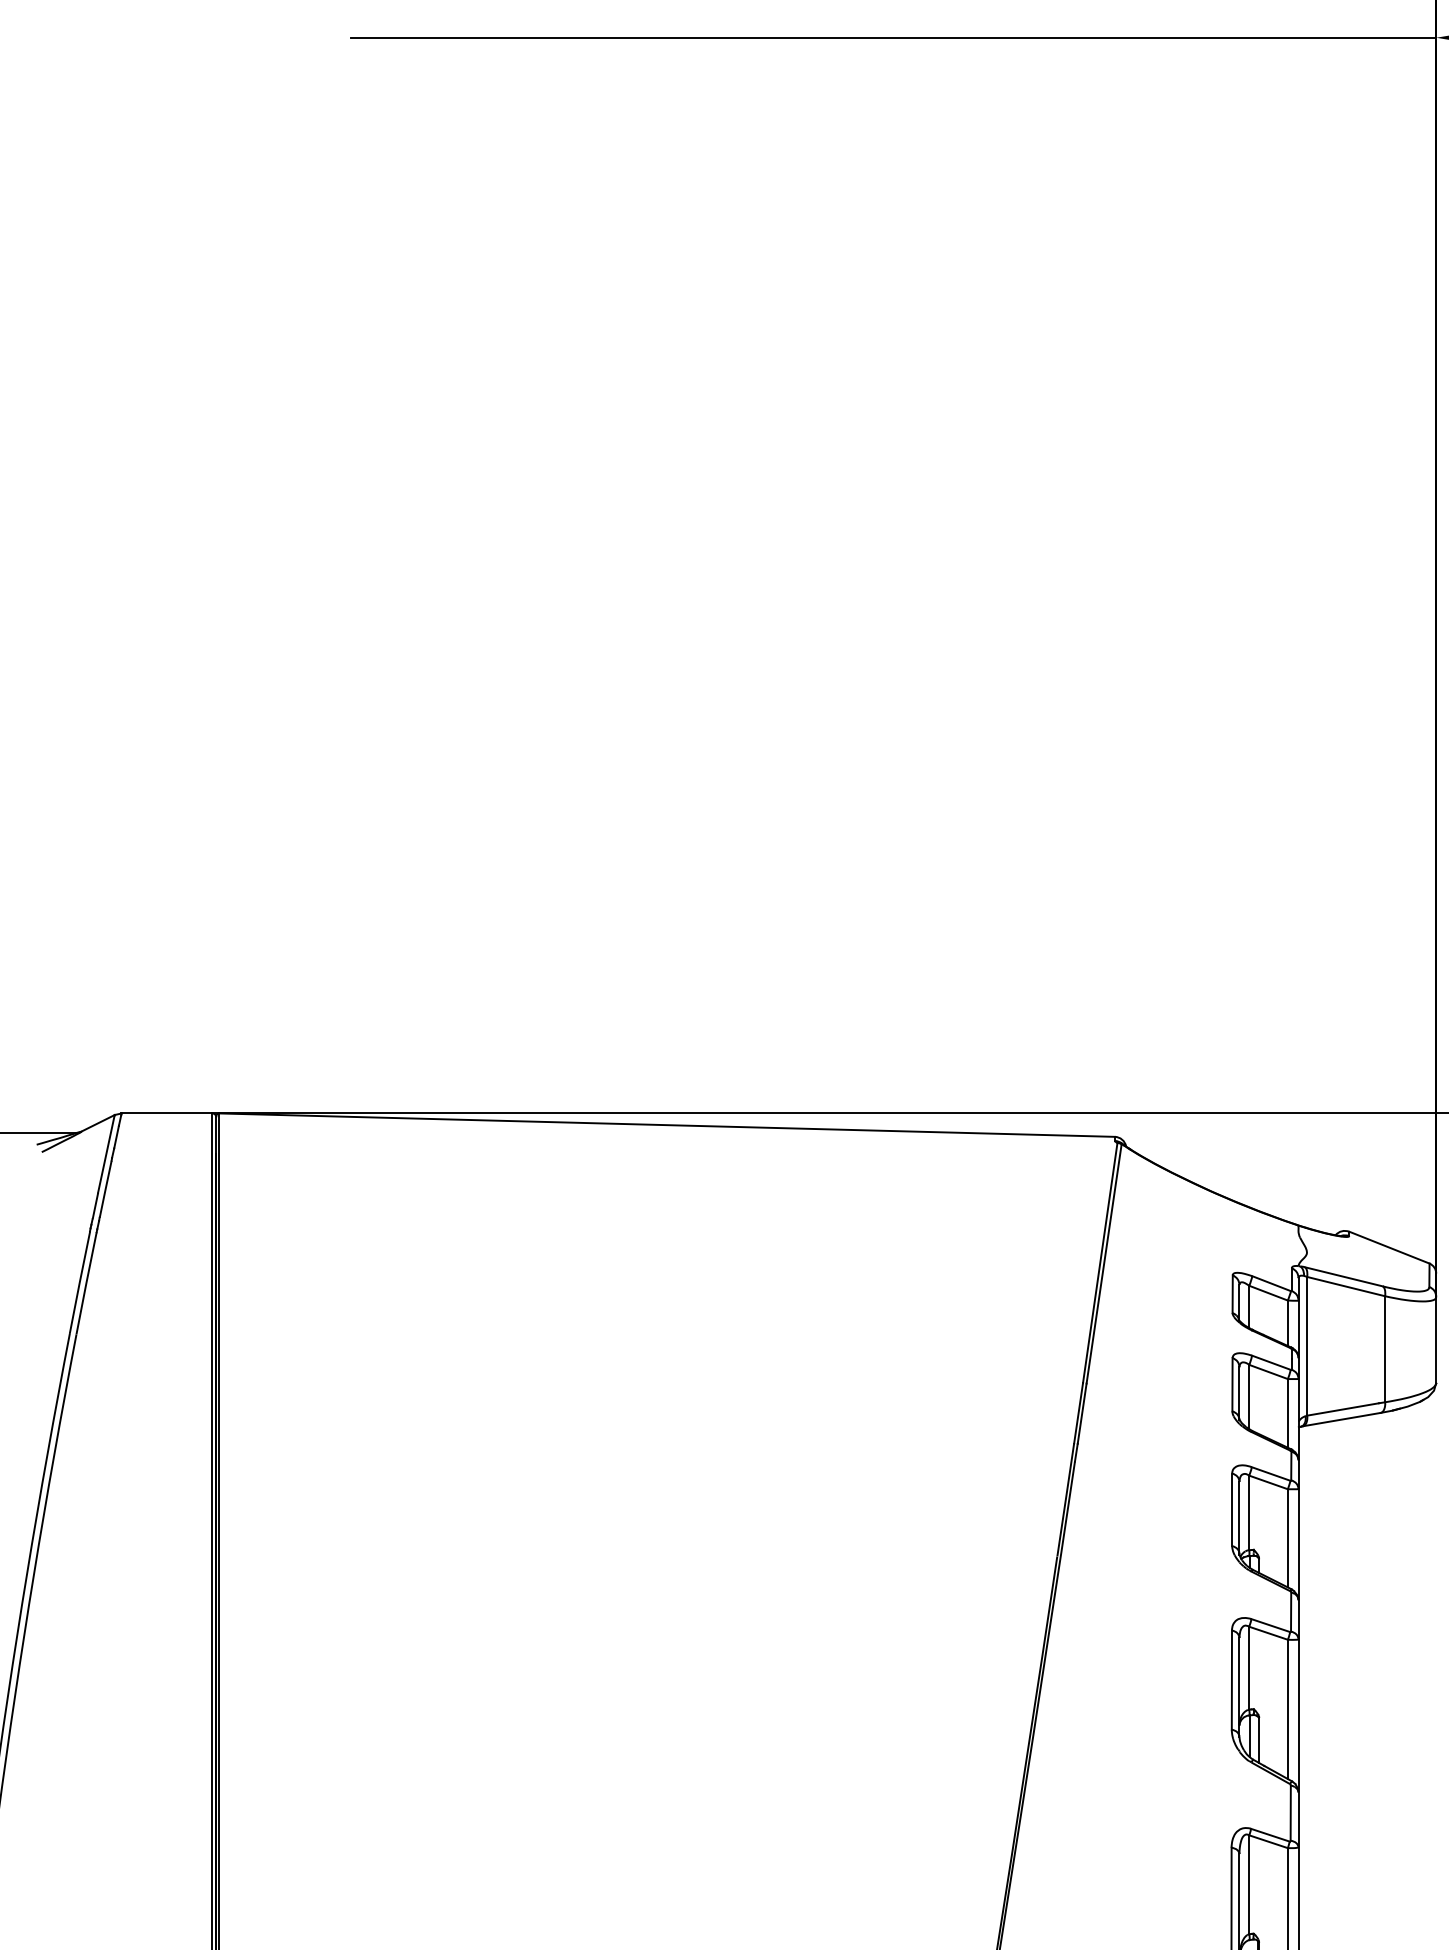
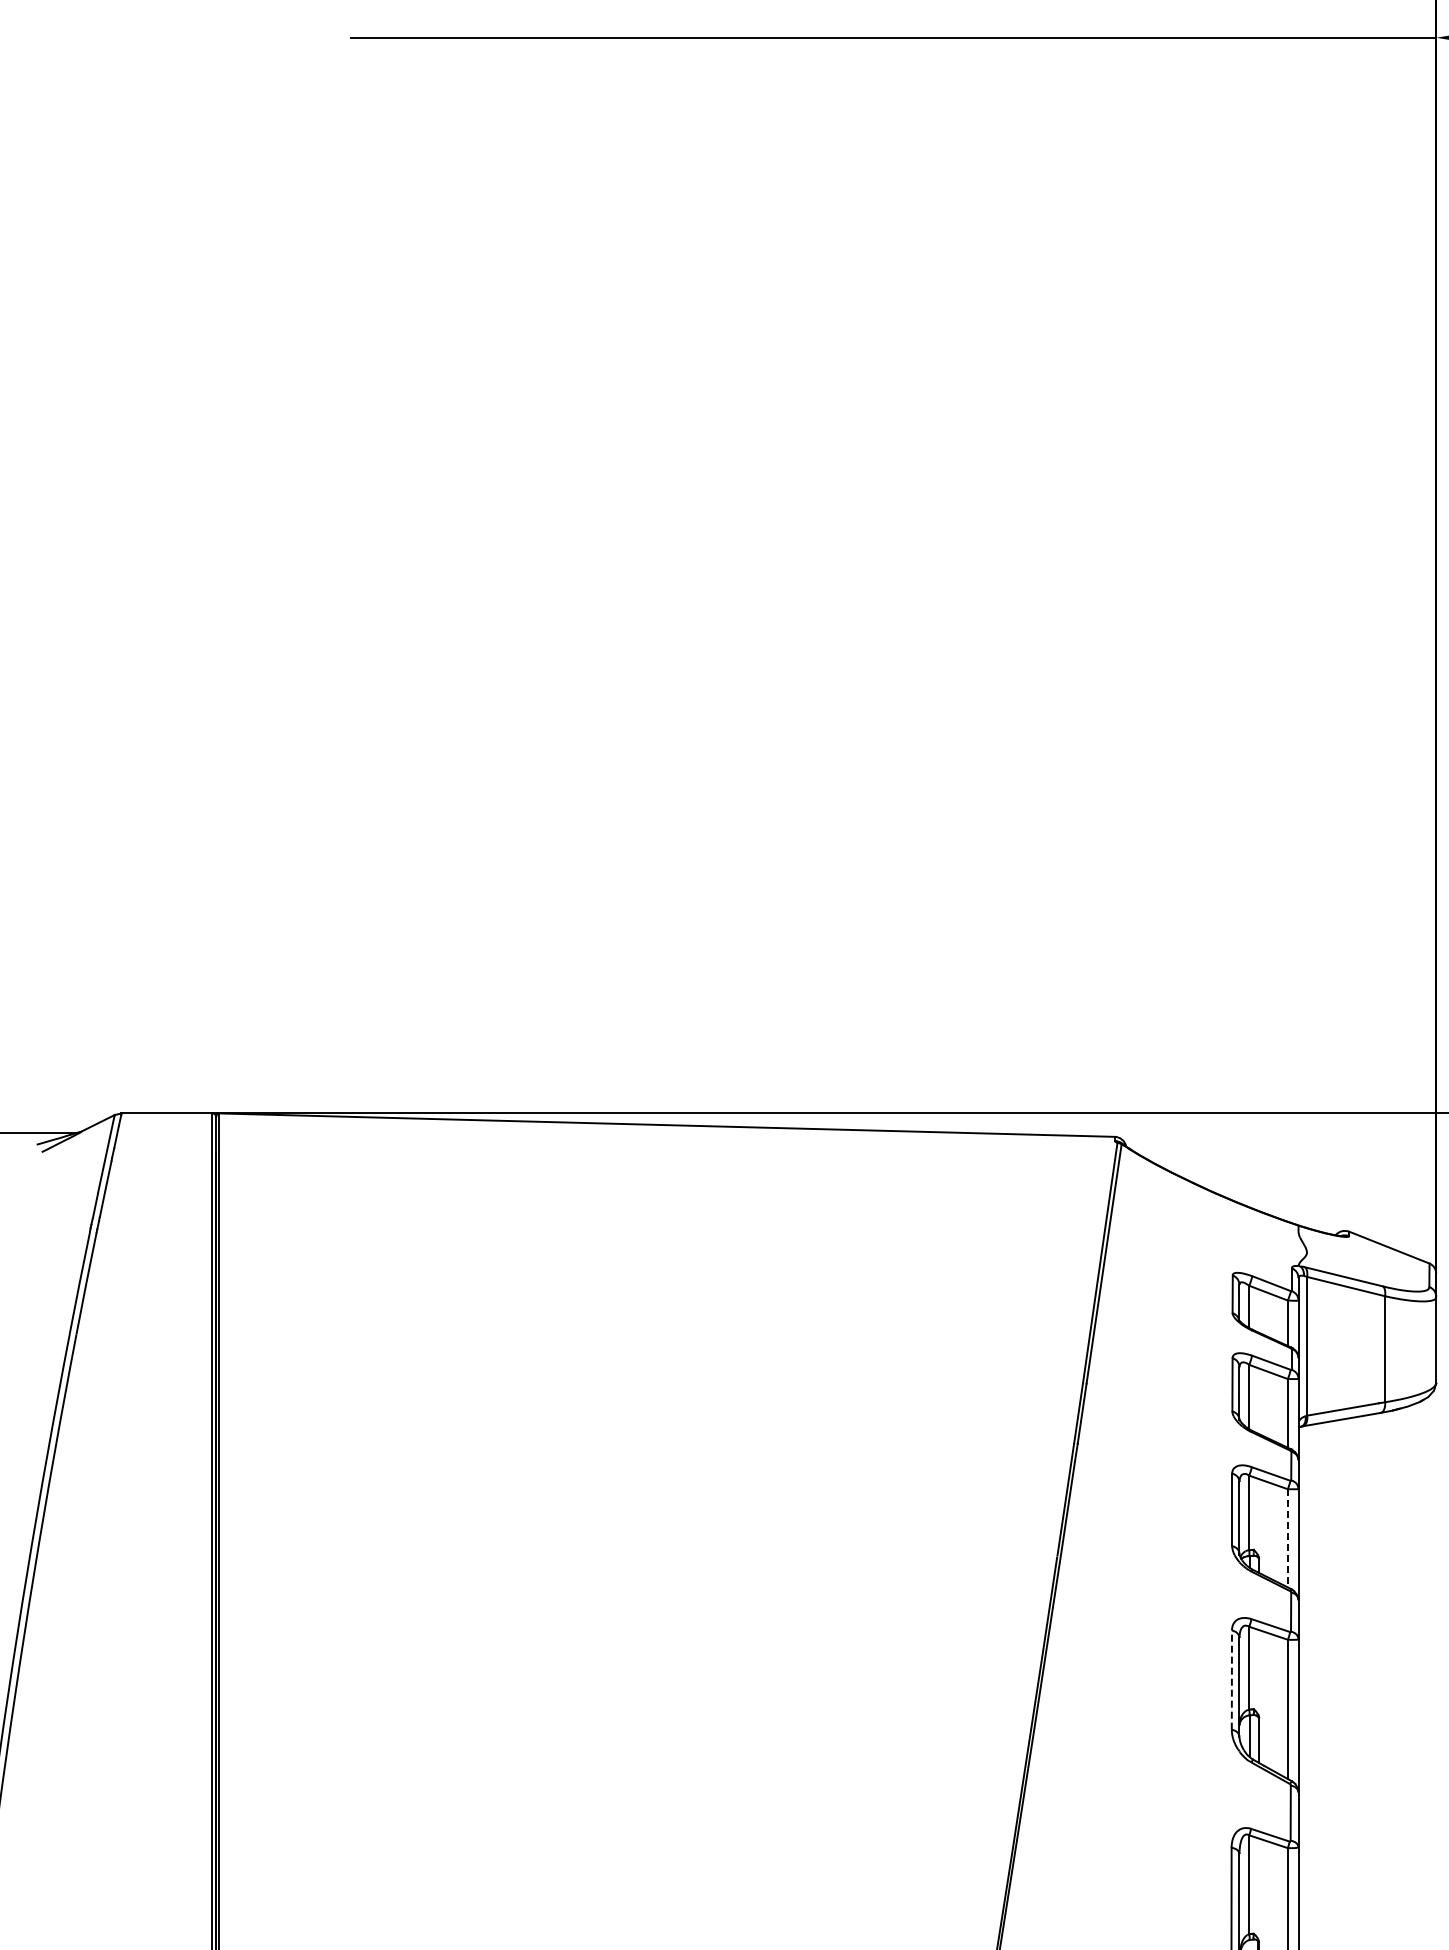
line: solid -> dashed (1287, 1538)
line: solid -> dashed (1231, 1680)
